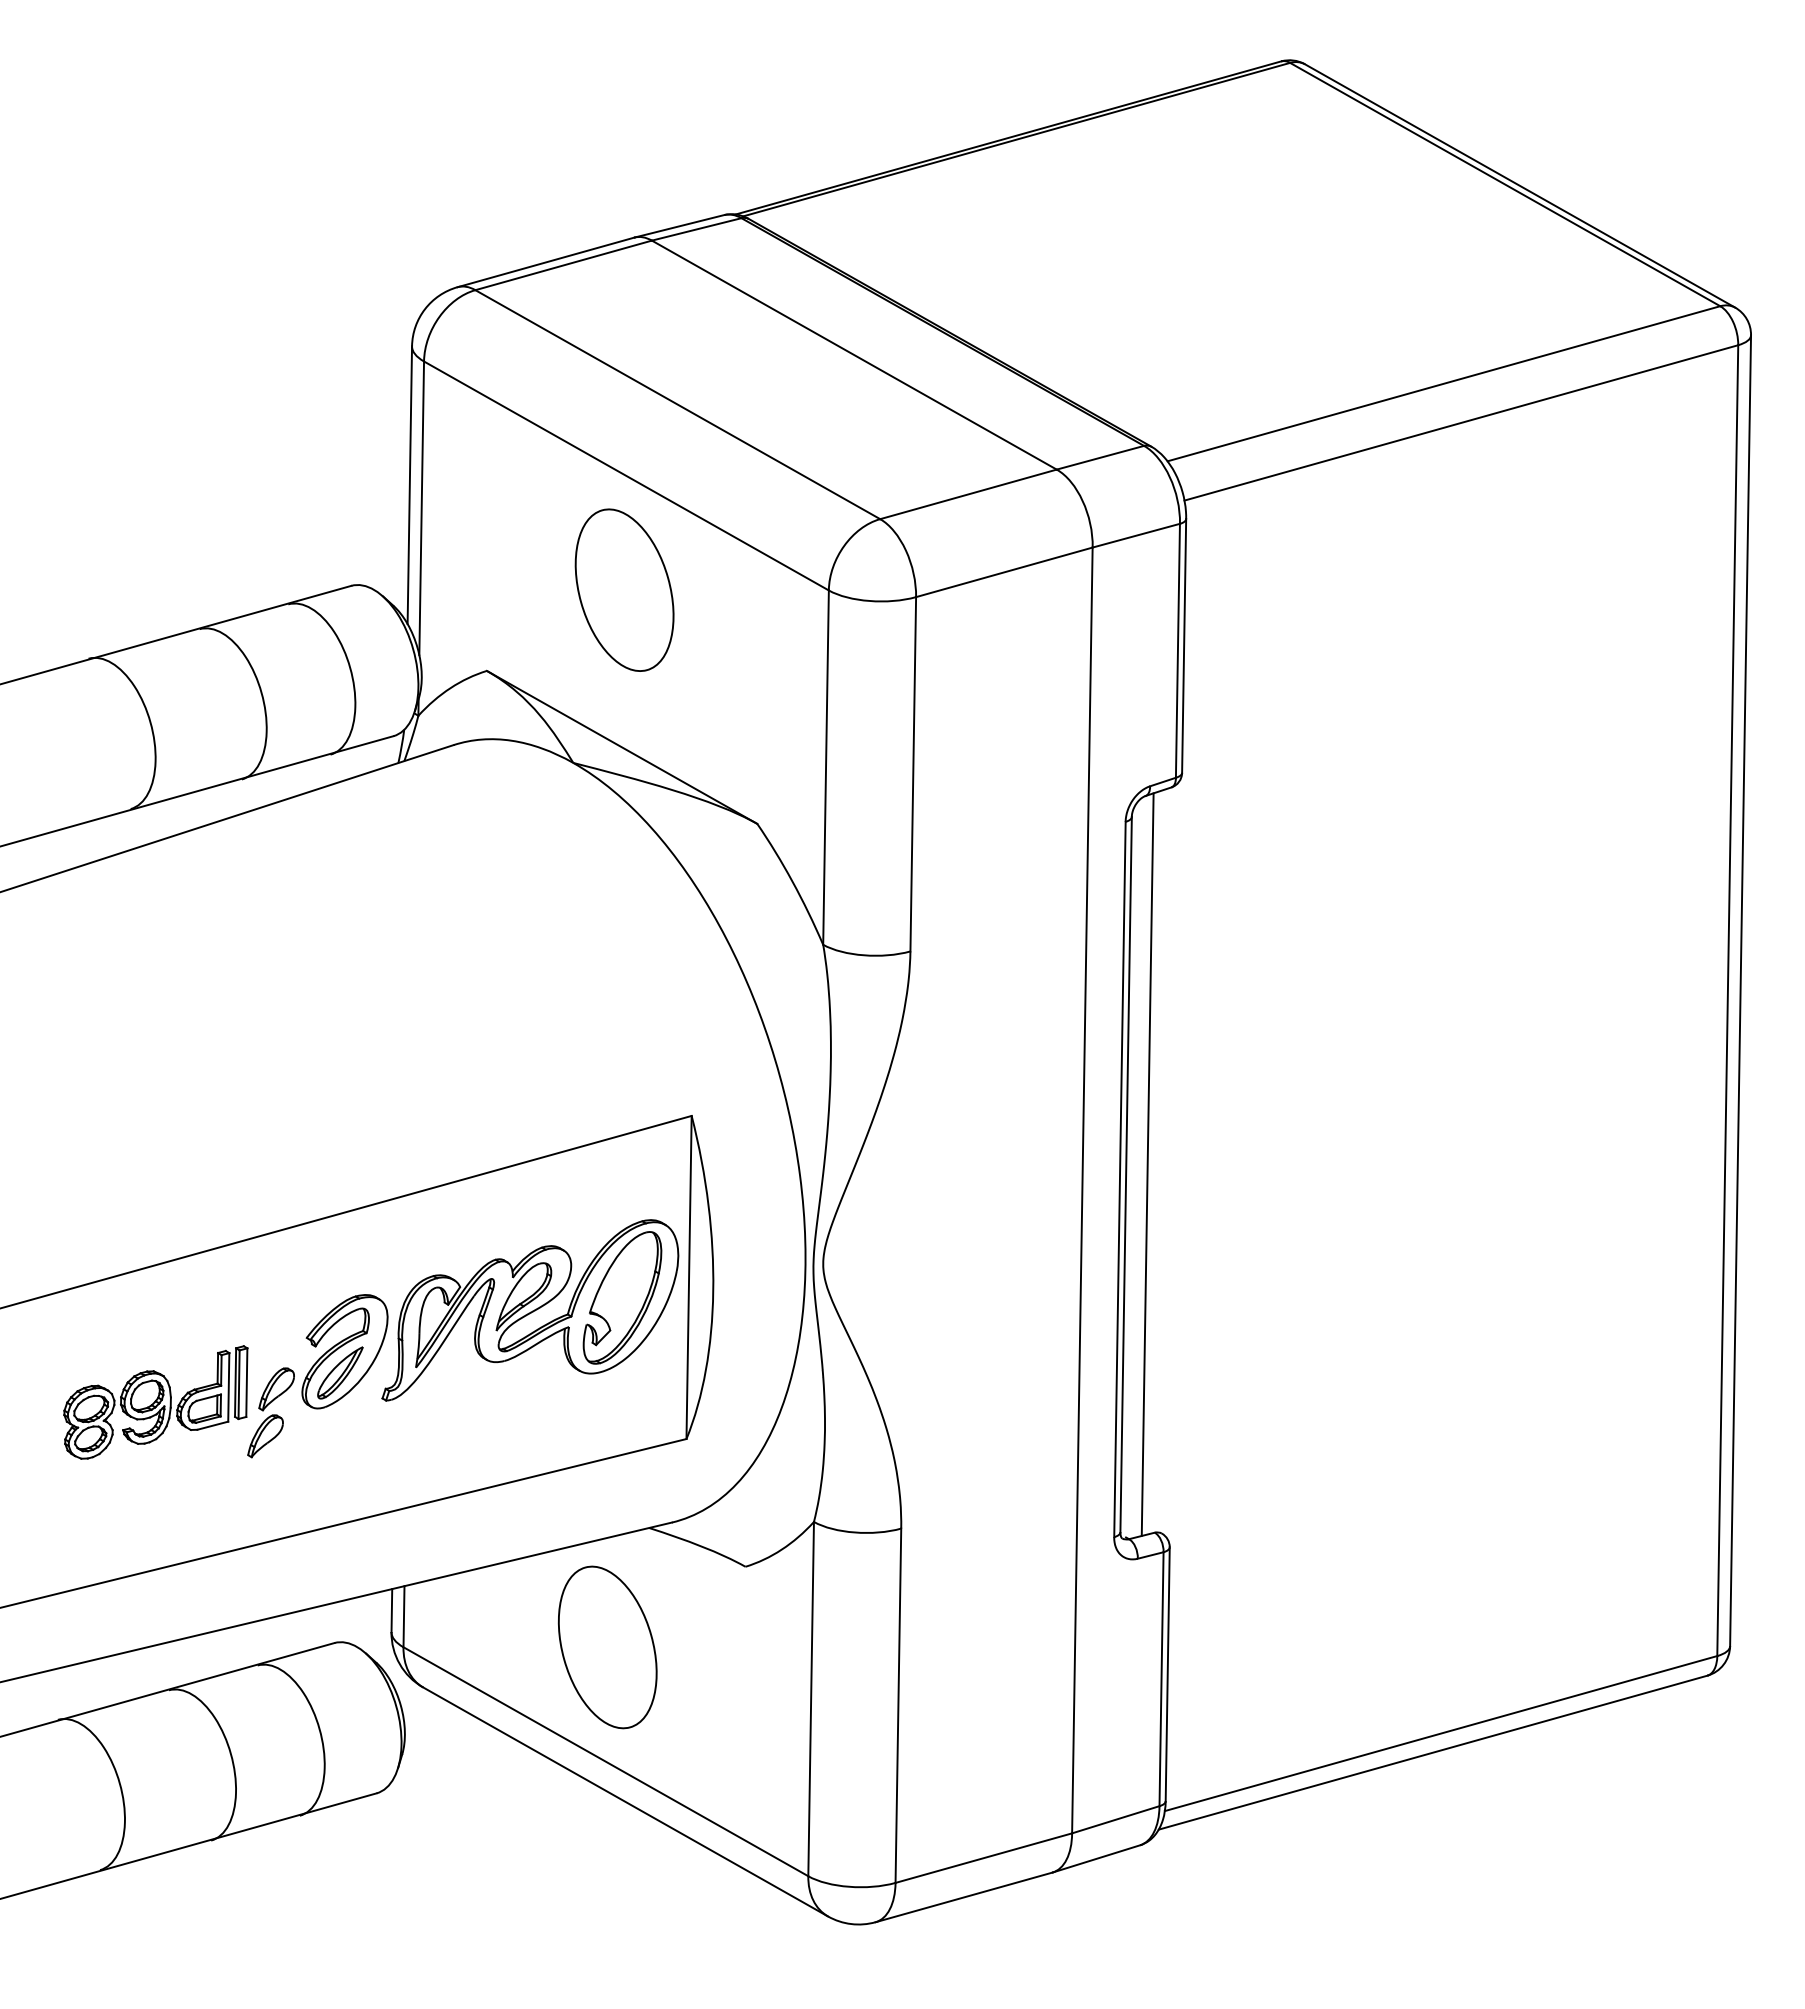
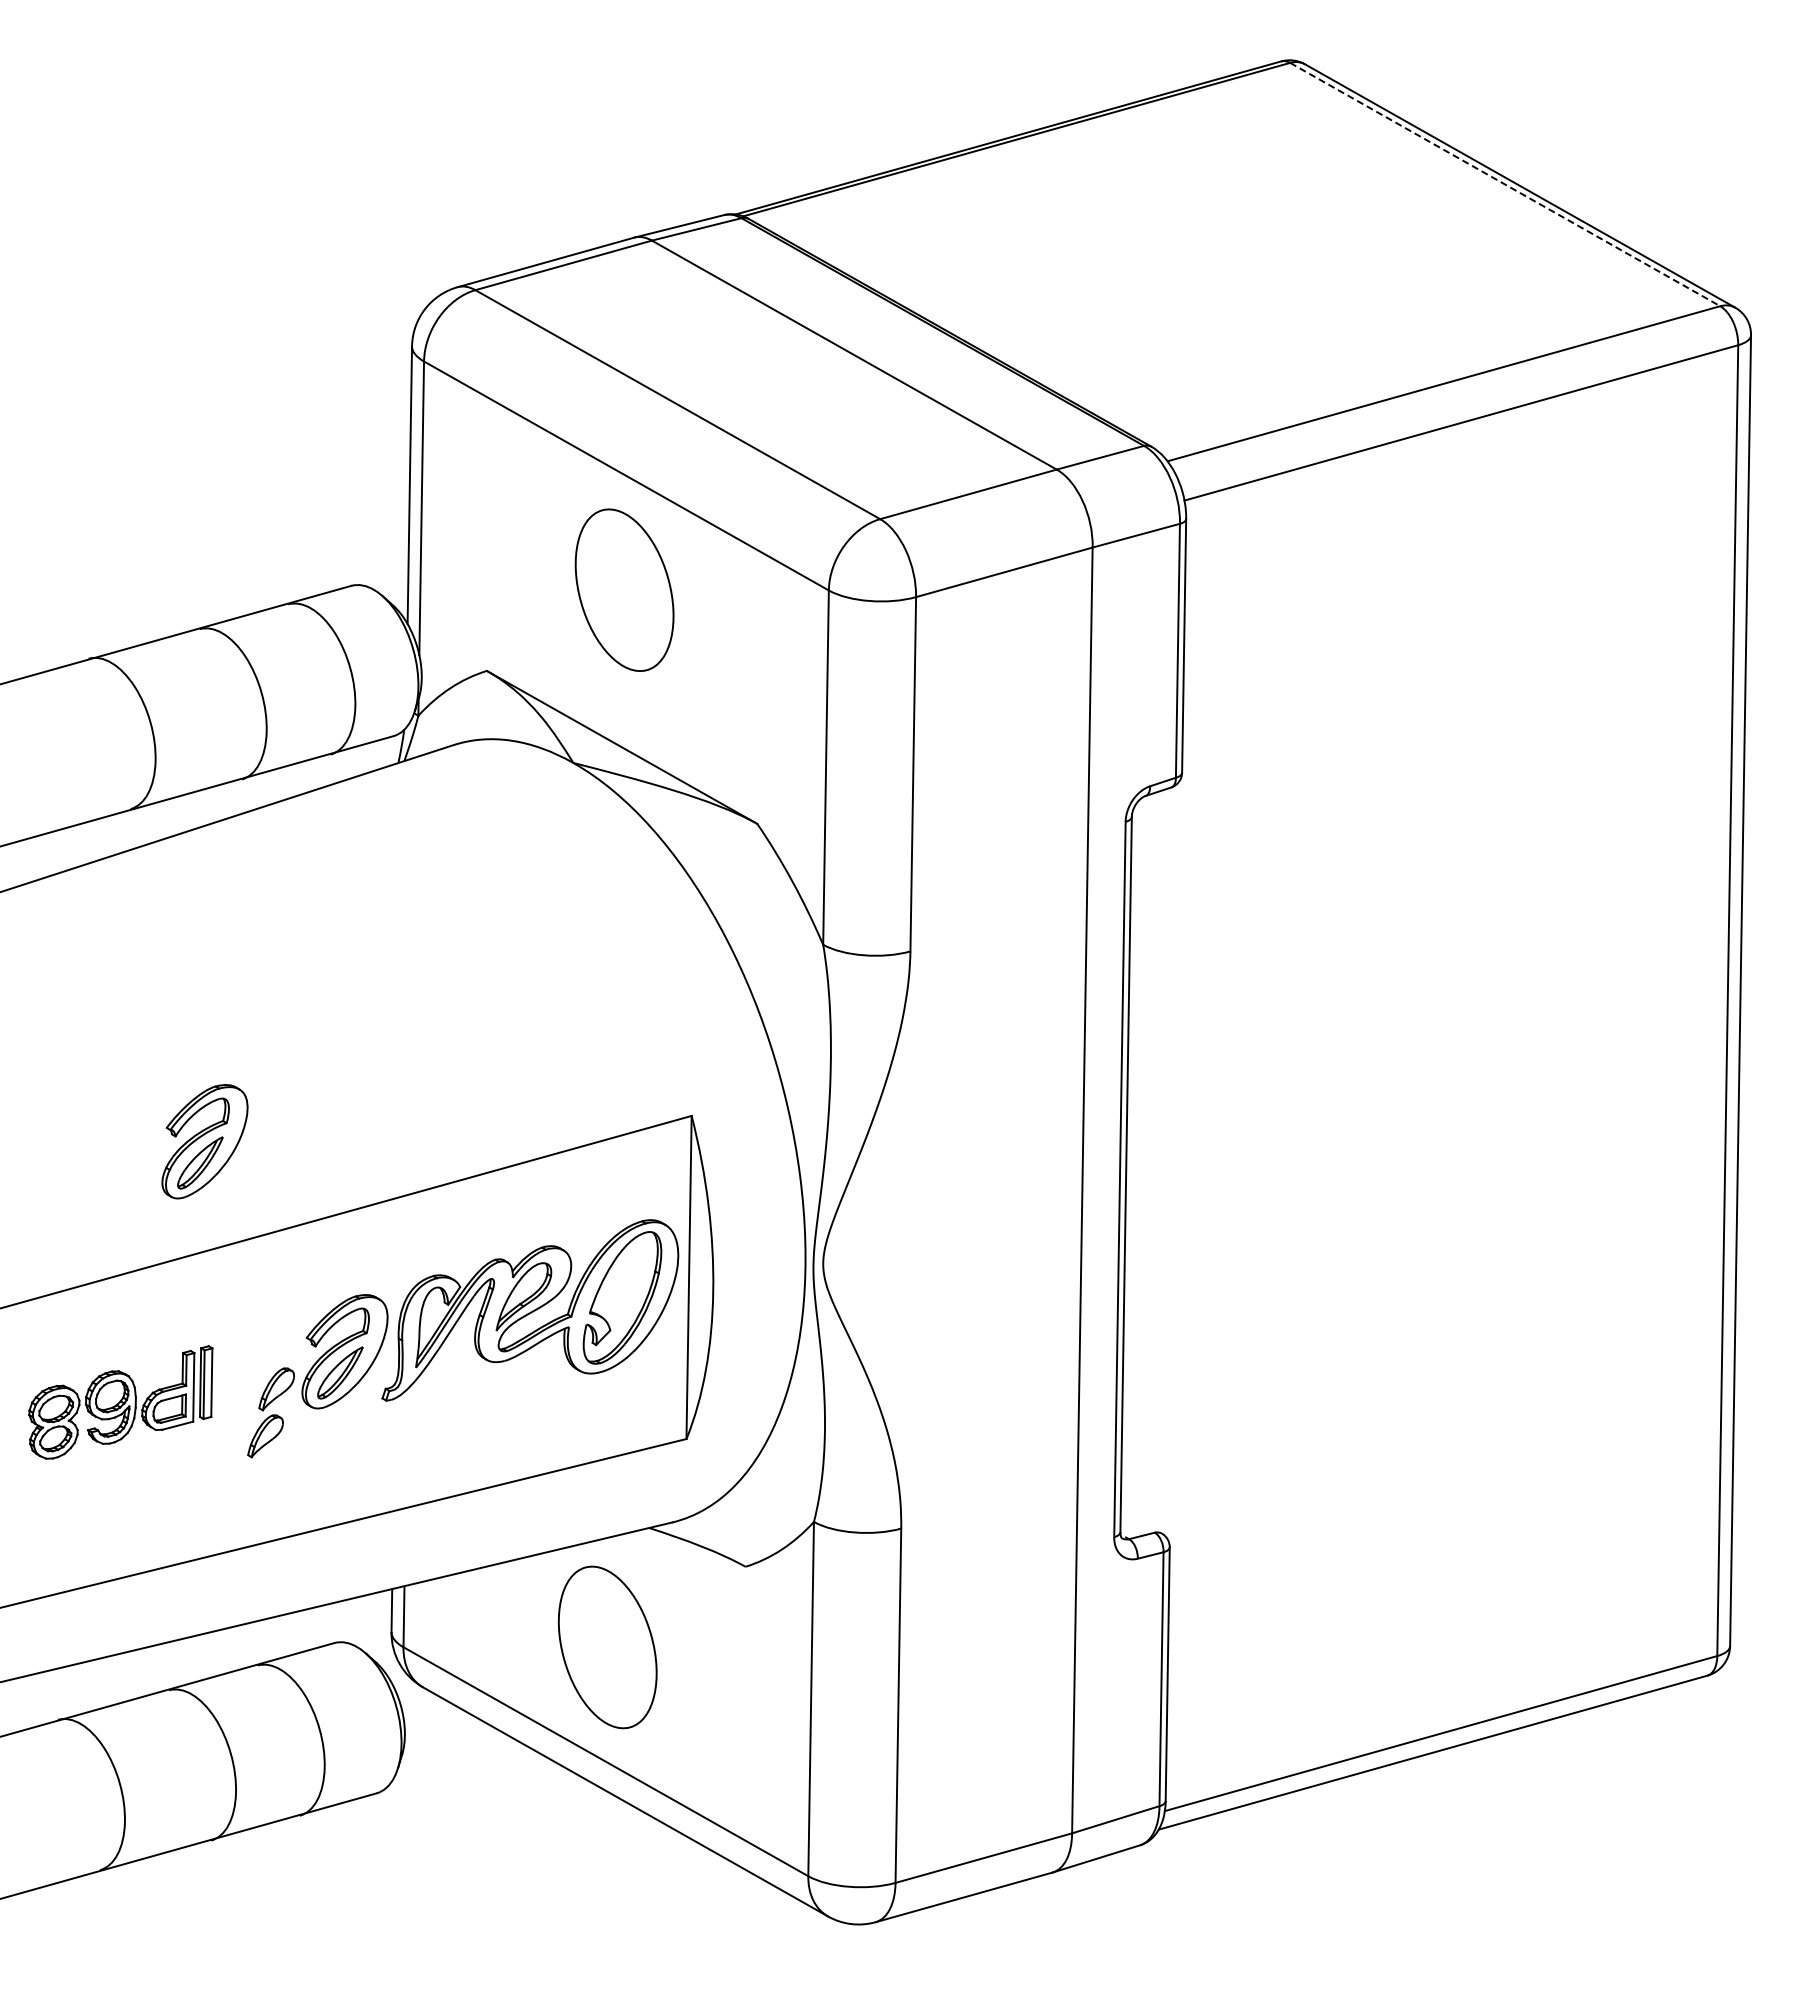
line: solid -> dashed (1505, 184)
part: none -> present (204, 1141)
line: present -> none (1147, 1164)
part position: (155, 1402) -> (120, 1402) (120, 1402)
